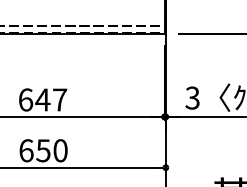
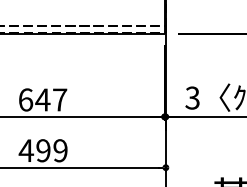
text: 650 -> 499 (42, 150)
